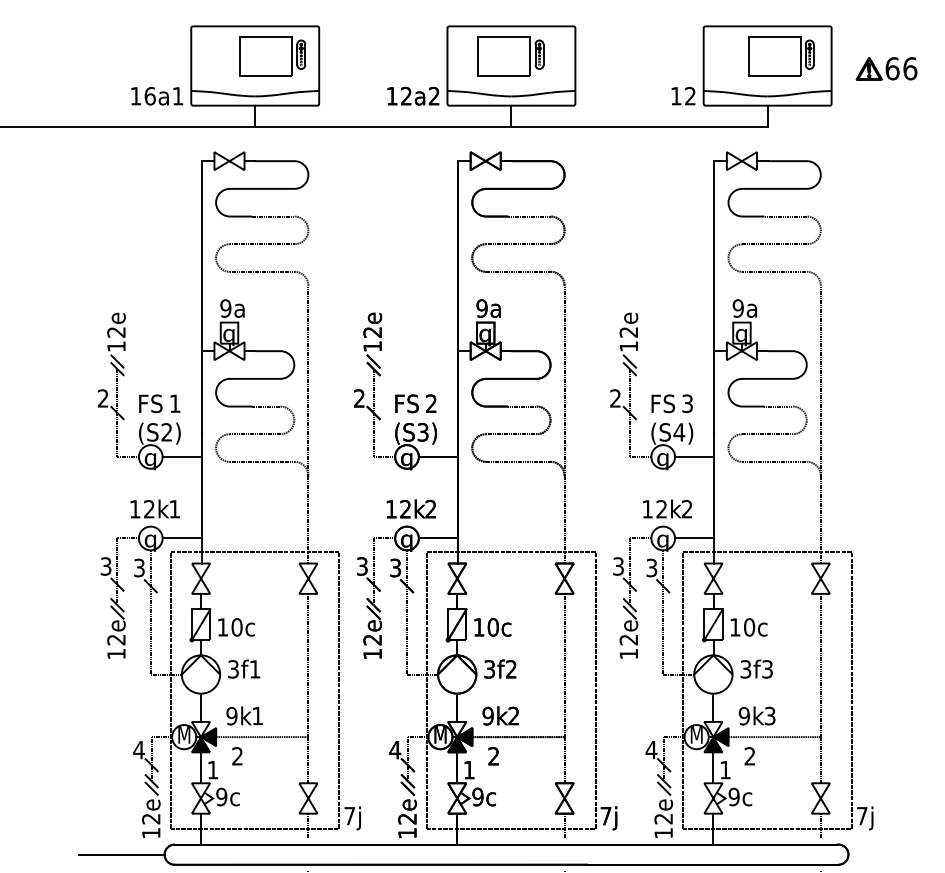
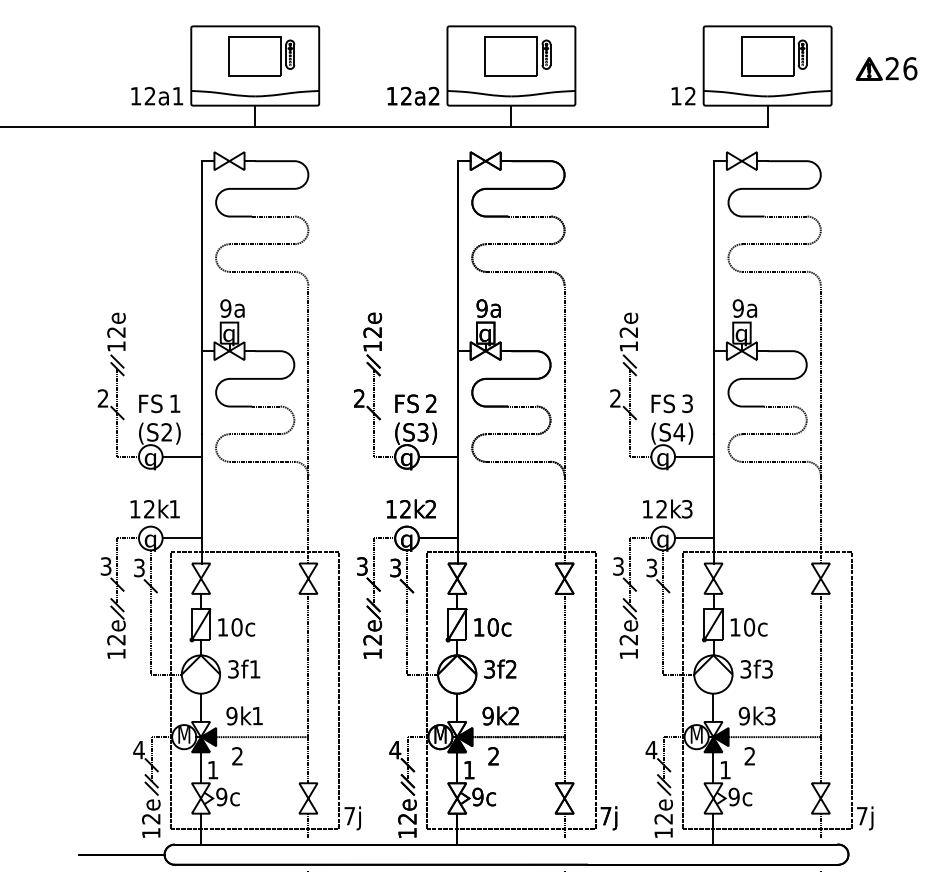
part position: (272, 56) -> (261, 56) (261, 56)
part position: (510, 56) -> (517, 56) (517, 56)
part position: (781, 56) -> (774, 56) (774, 56)
text: 66 -> 26 (892, 68)
text: 16a1 -> 12a1 (149, 95)
text: 2 -> 3 (687, 509)
